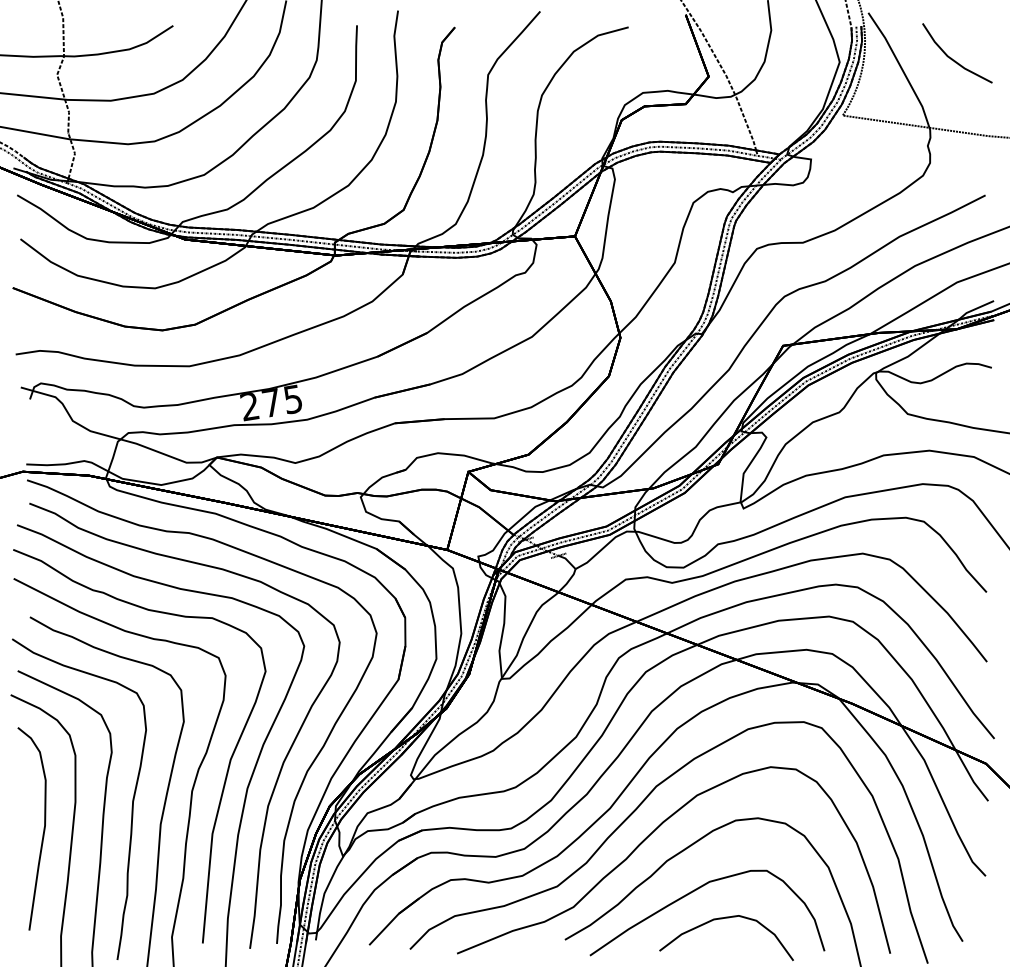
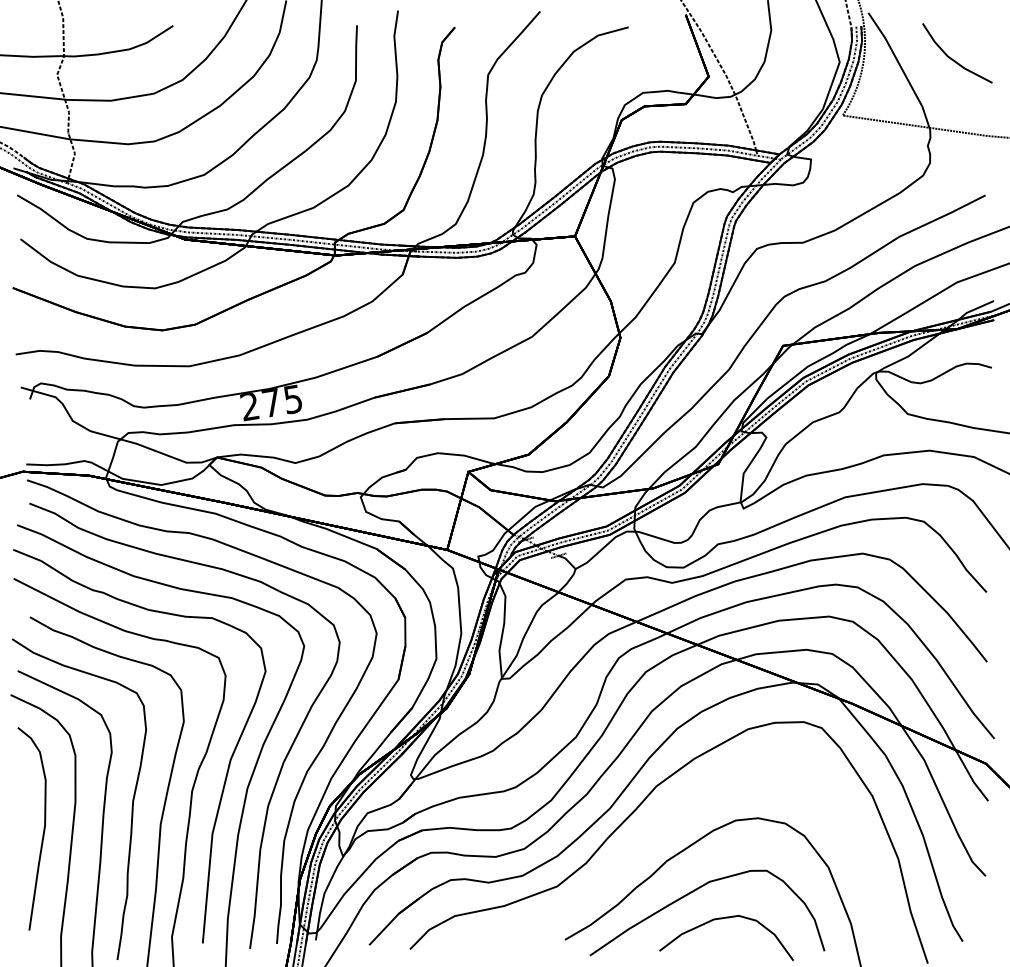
part: present -> none (650, 835)
